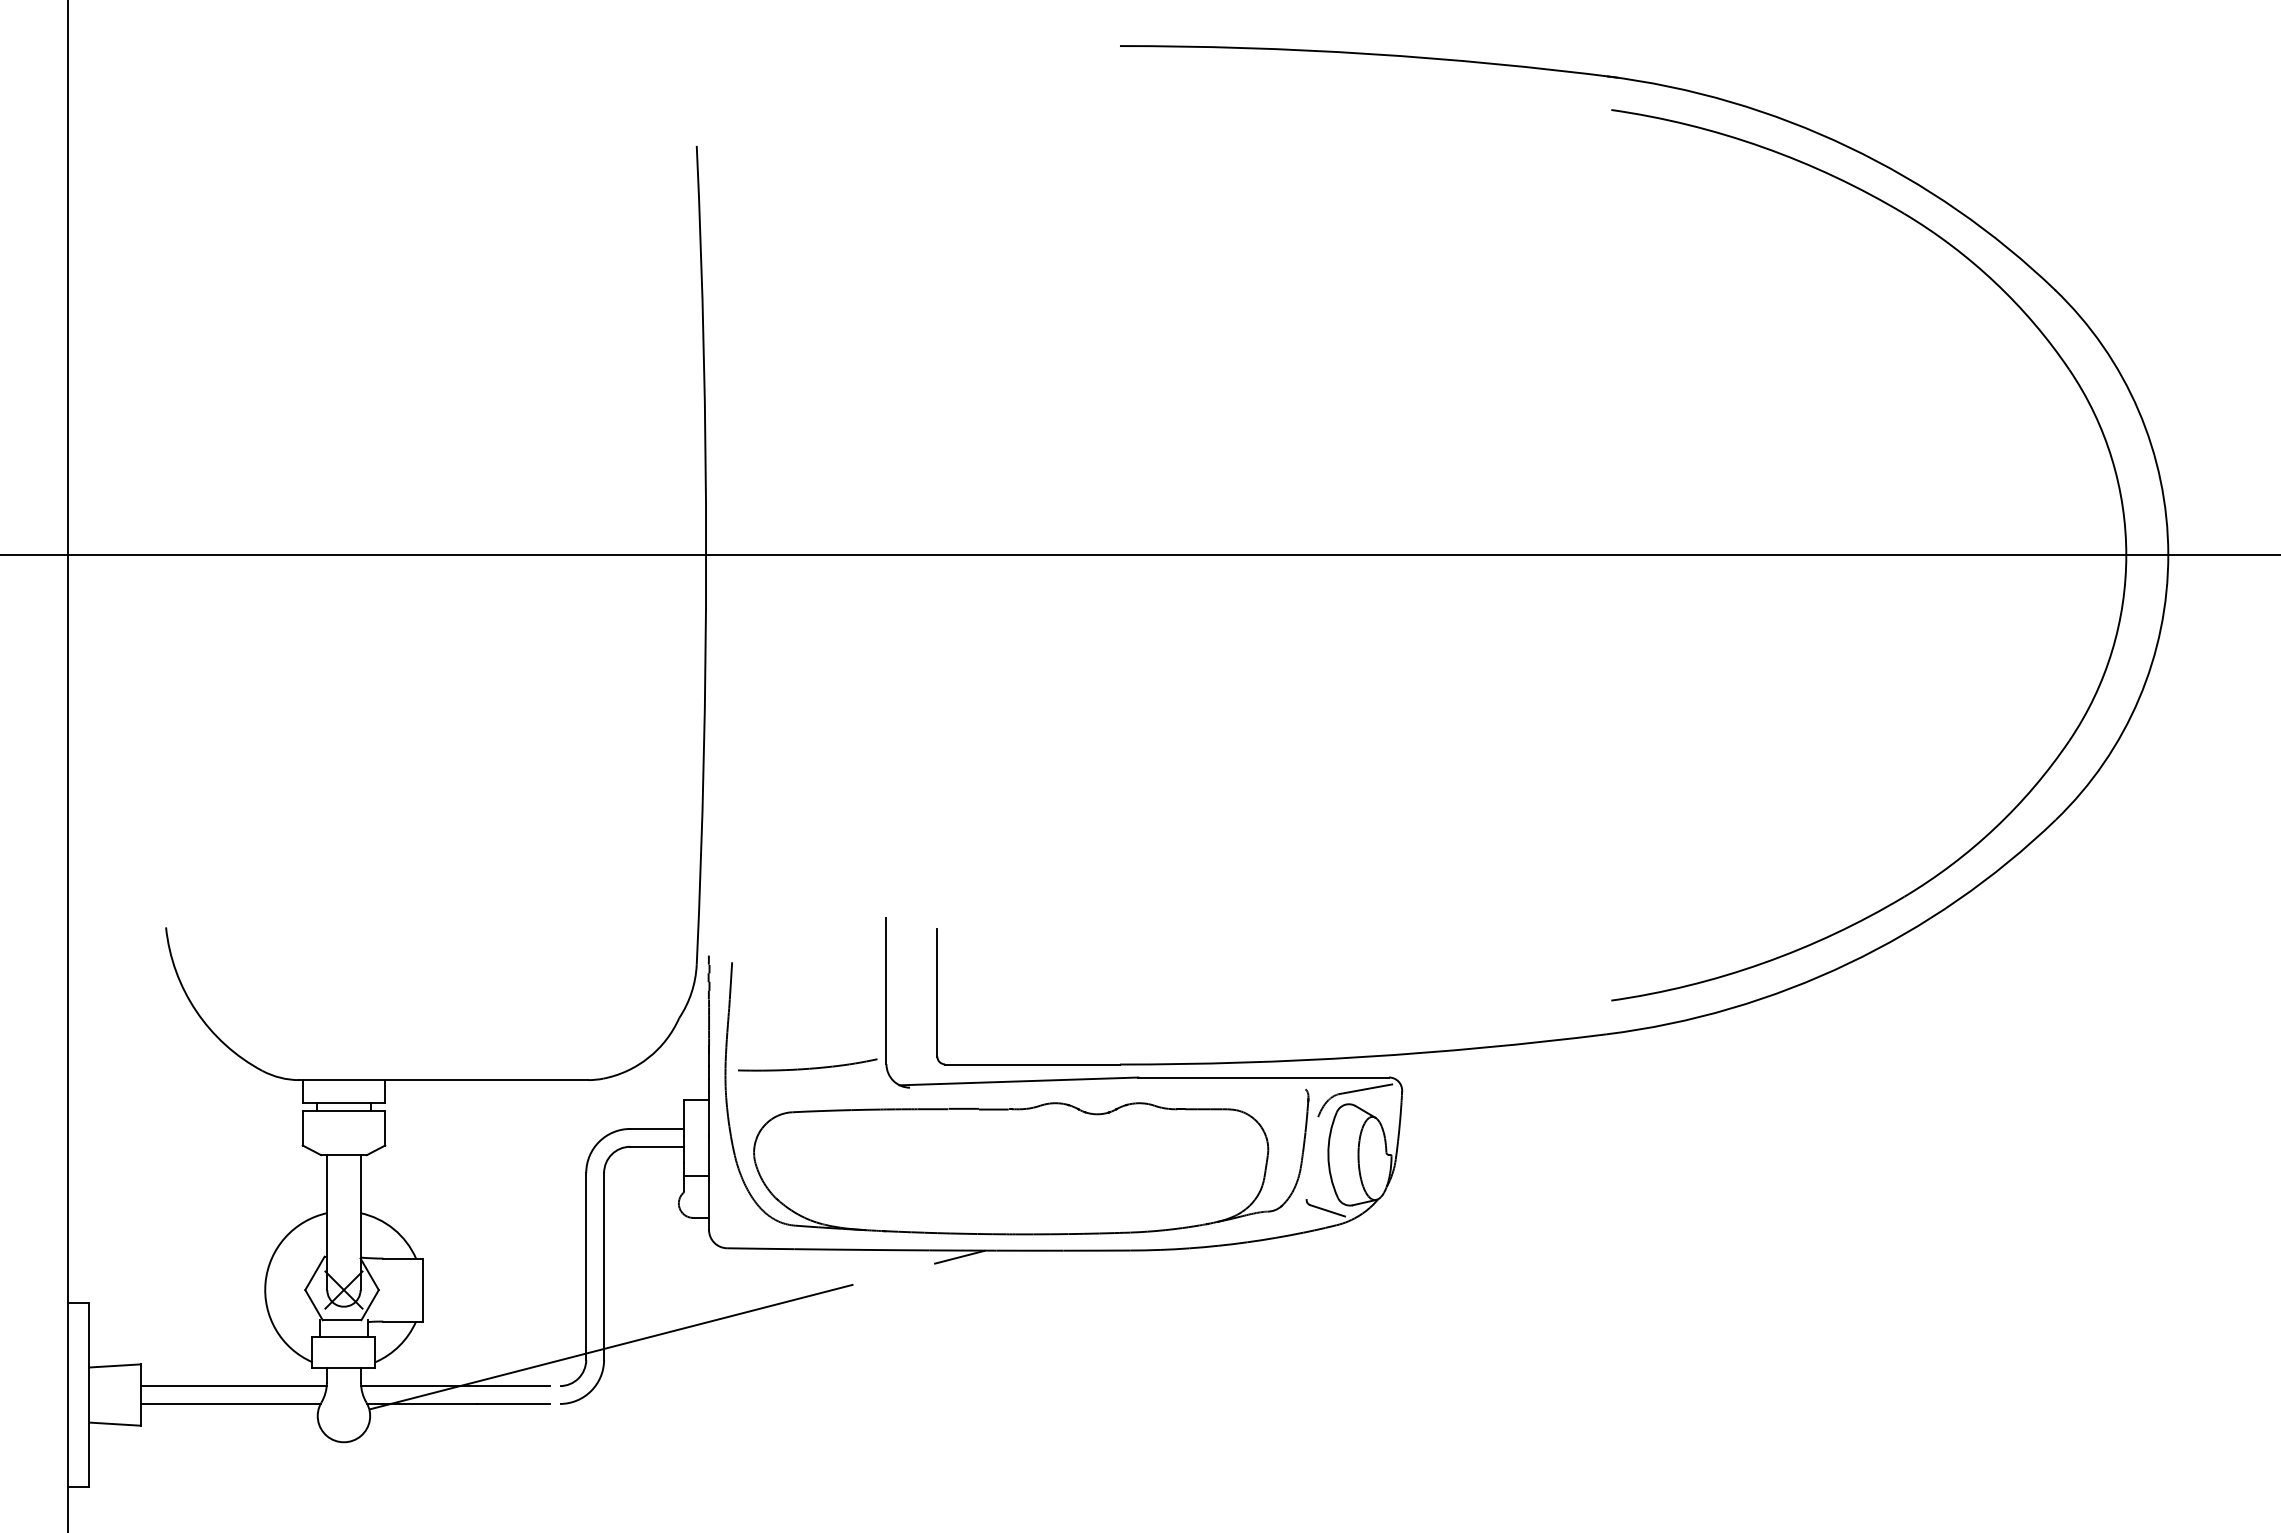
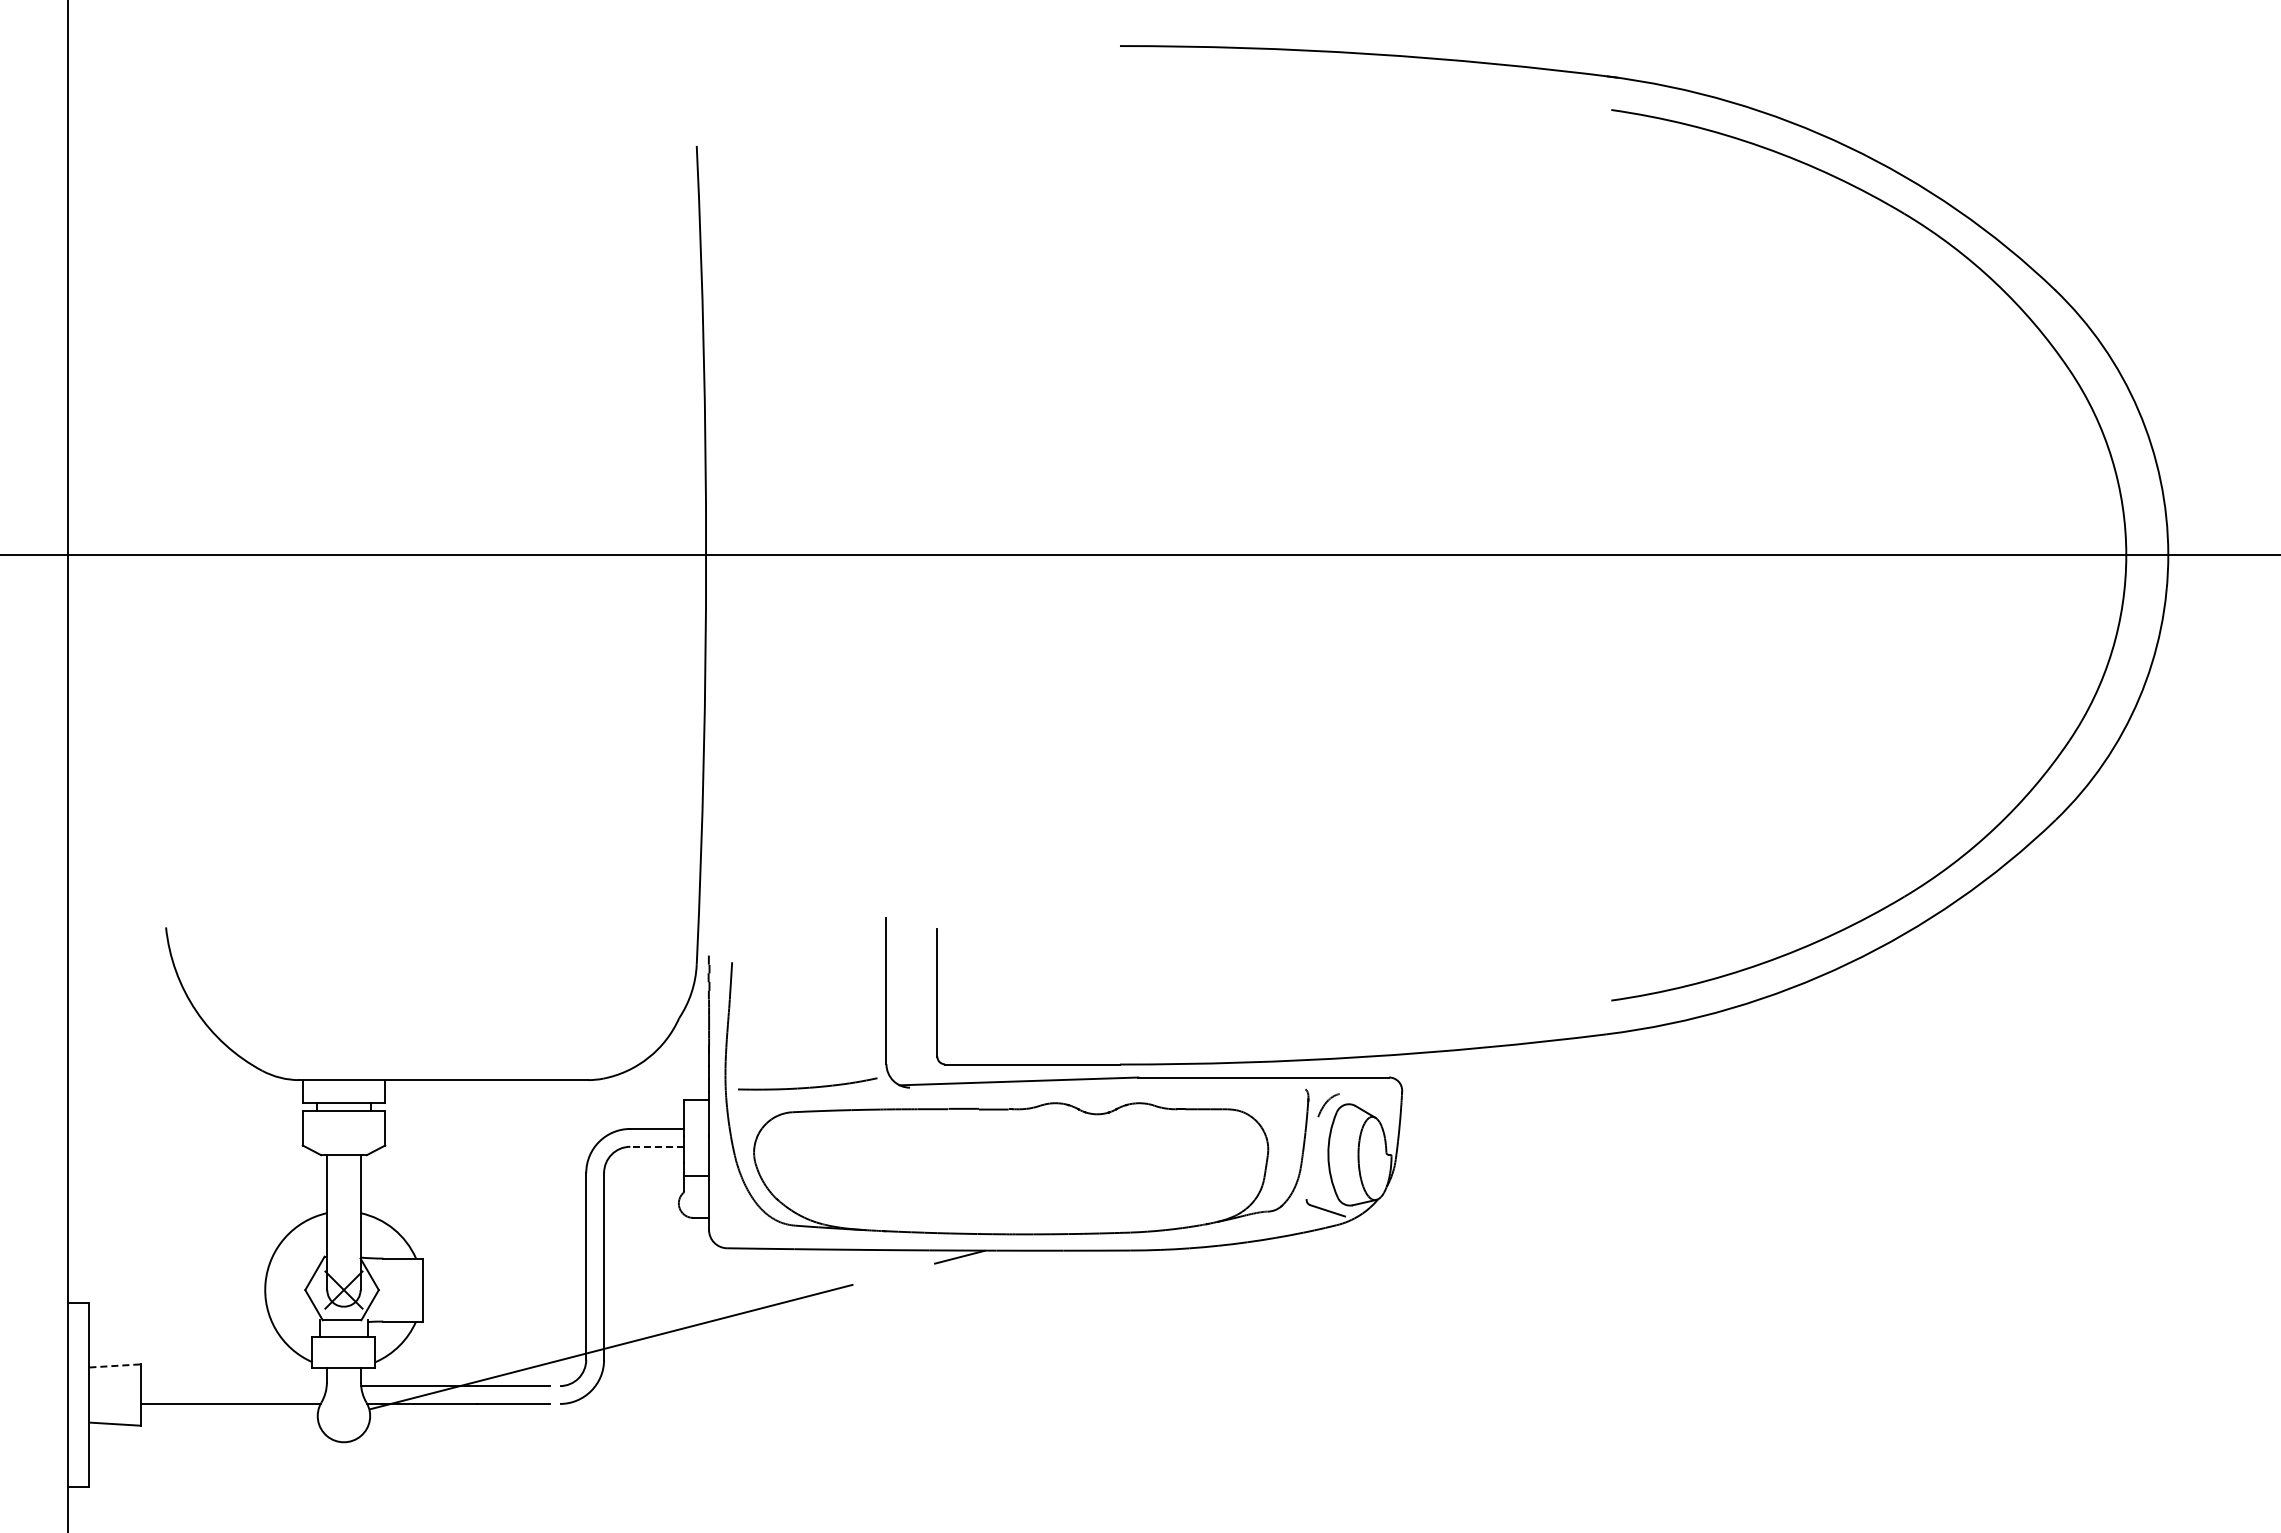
part position: (807, 1064) -> (807, 1083) (807, 1083)
line: present -> none (1365, 1089)
line: solid -> dashed (657, 1146)
line: solid -> dashed (115, 1365)
line: present -> none (233, 1386)
